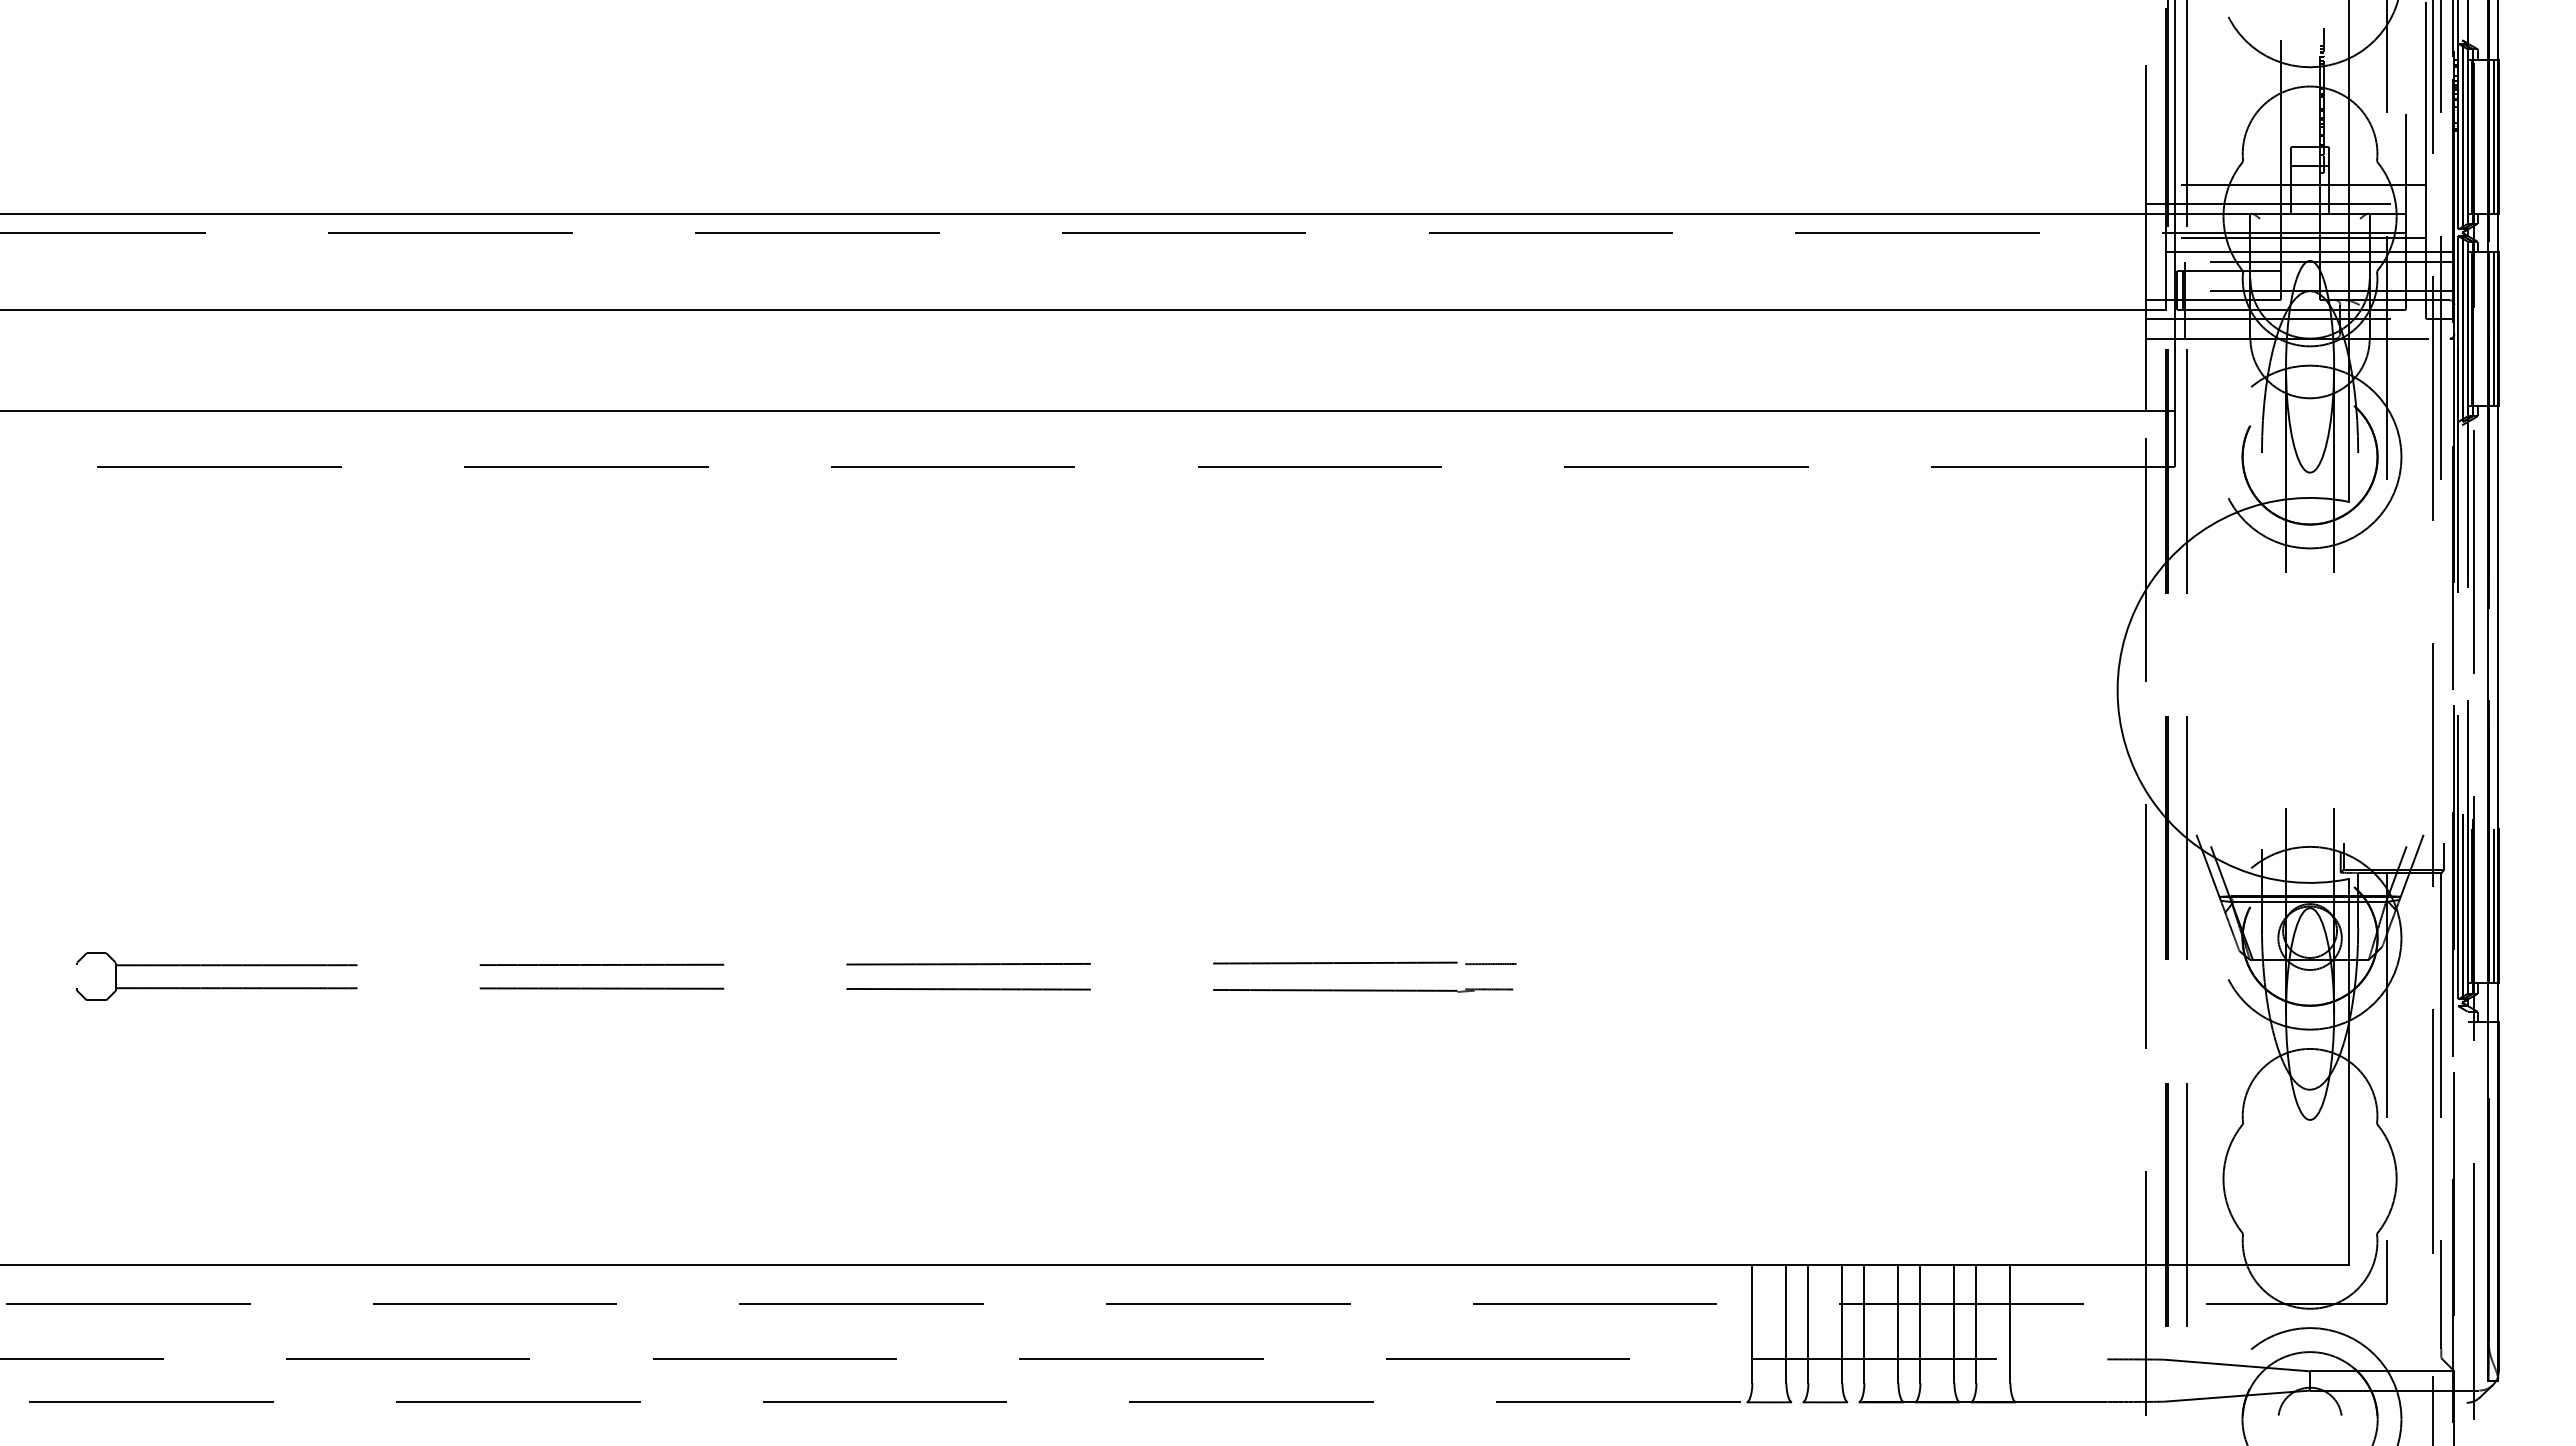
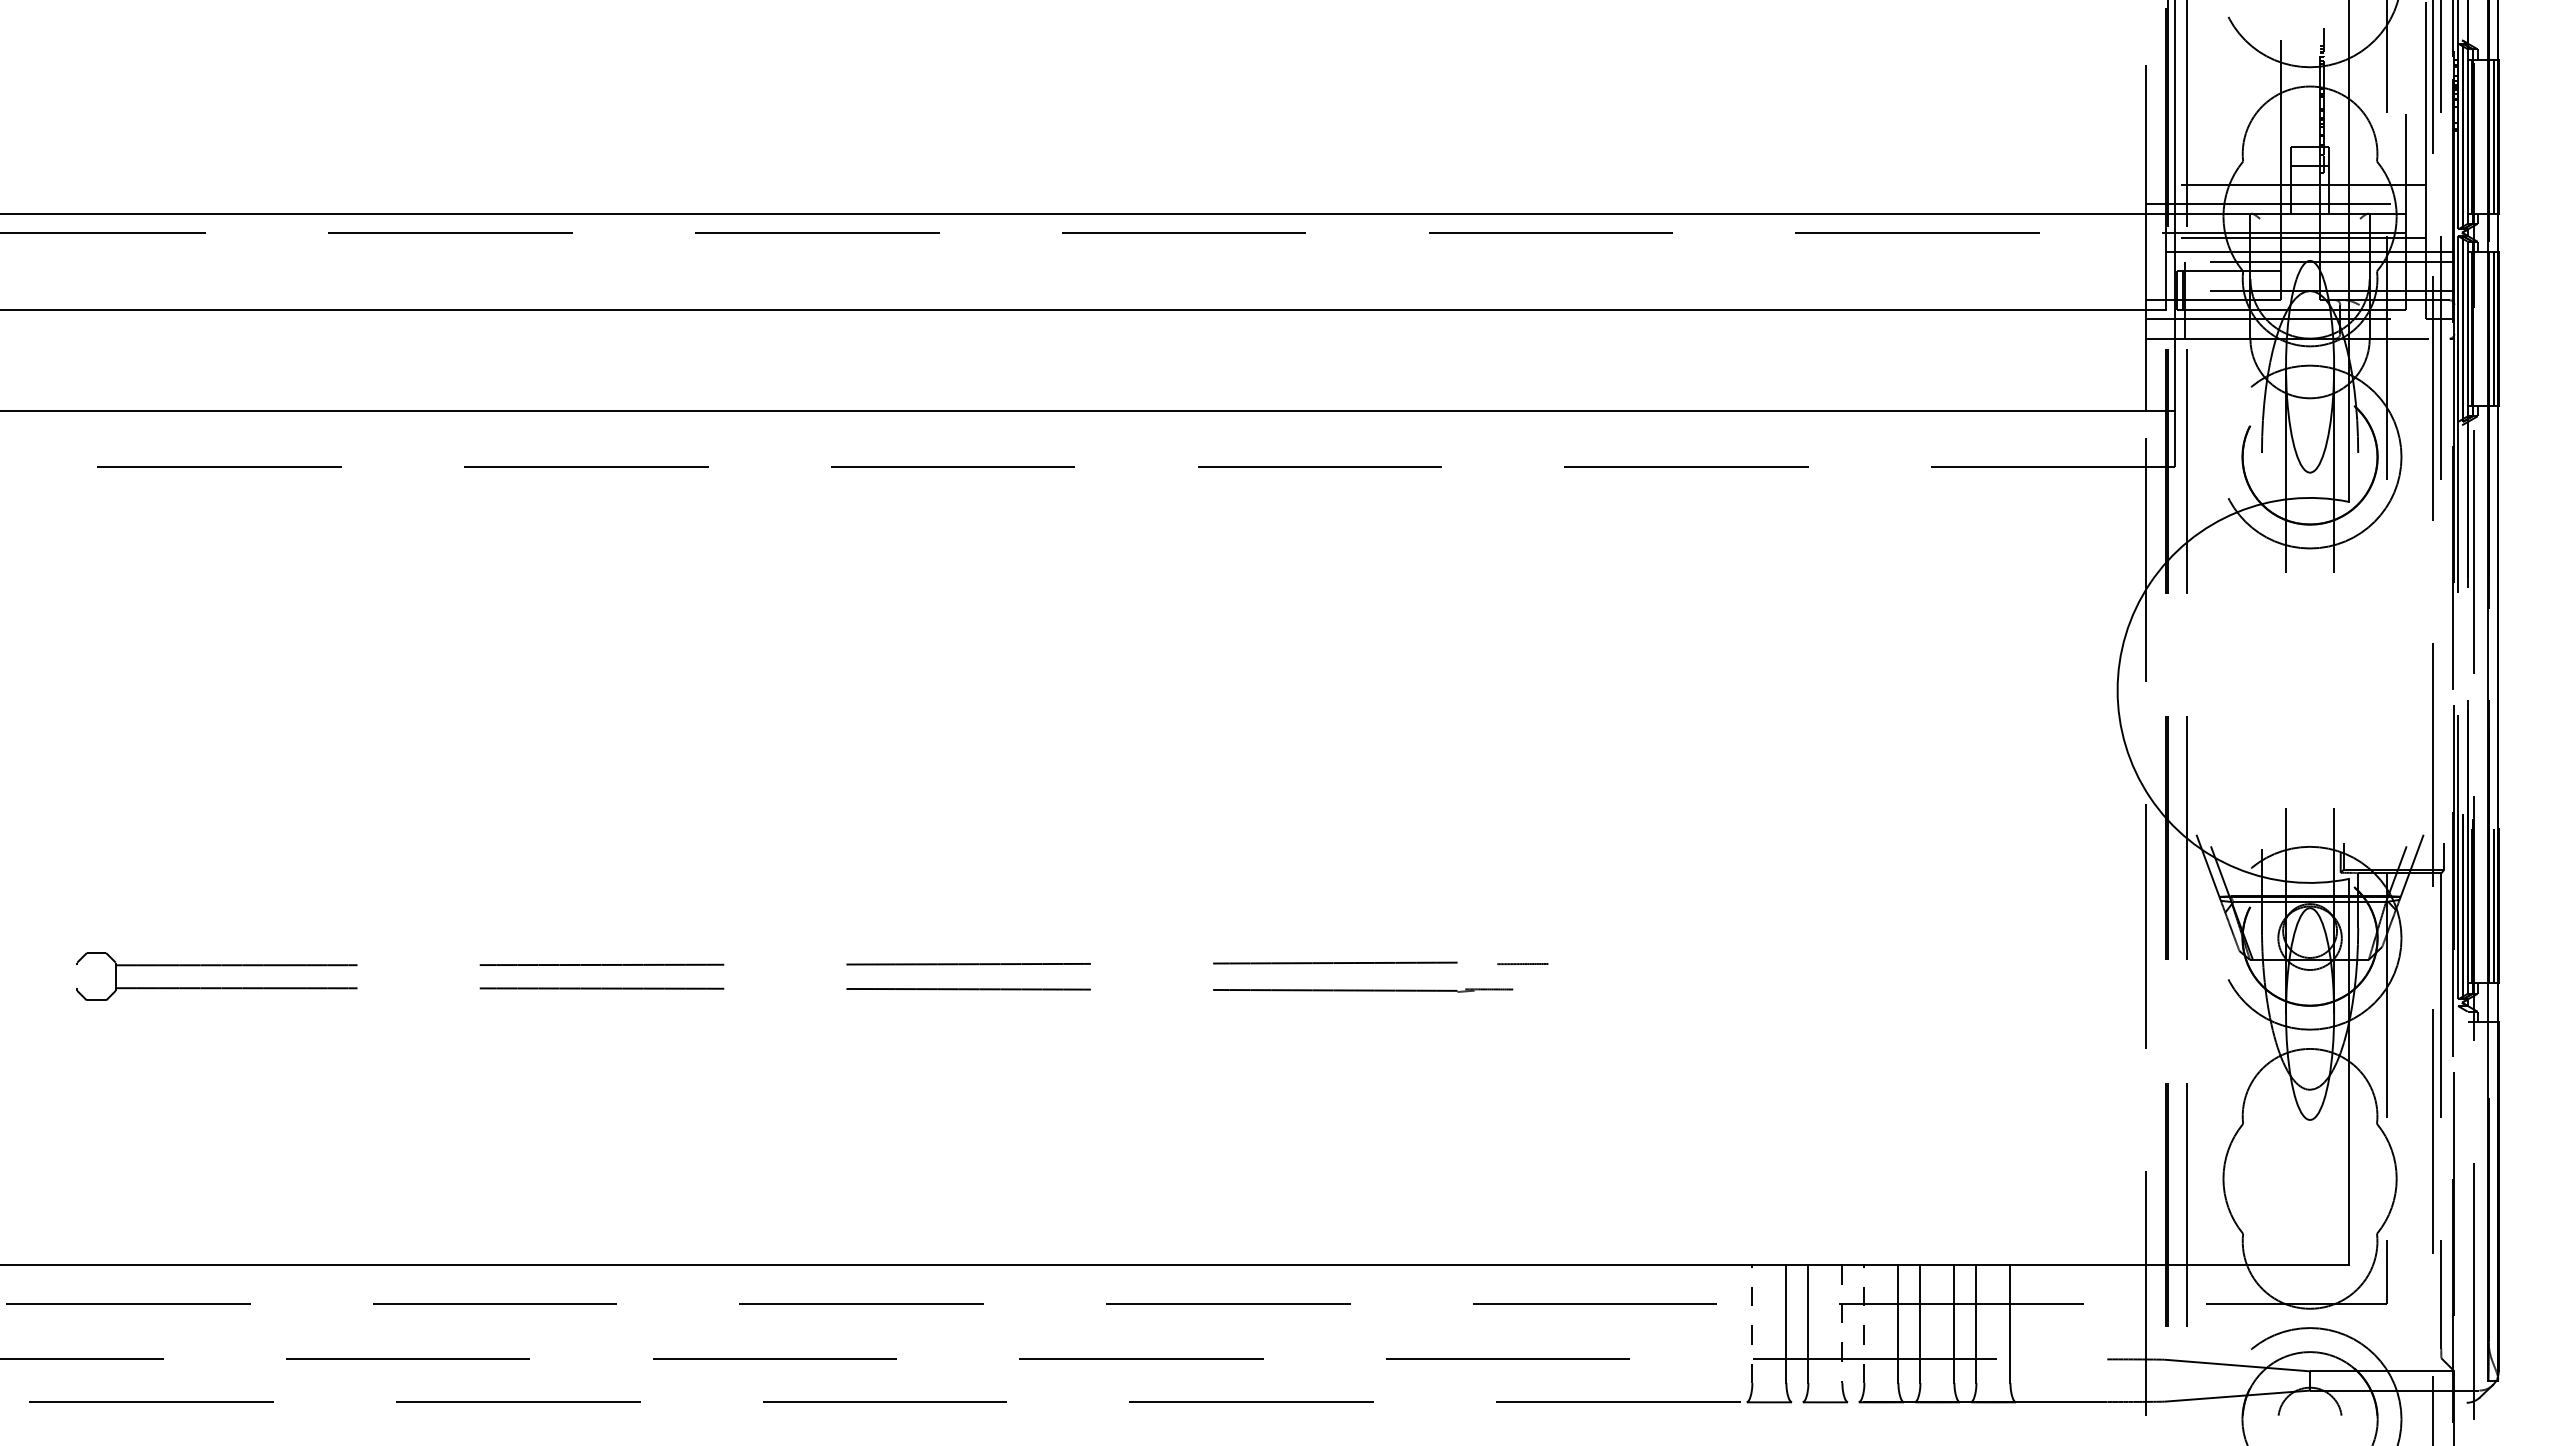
line position: (1490, 964) -> (1522, 964) (1522, 964)
line: solid -> dashed (1752, 1324)
line: solid -> dashed (1842, 1324)
line: solid -> dashed (1864, 1324)
